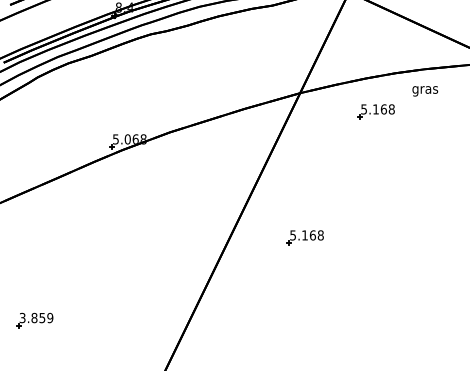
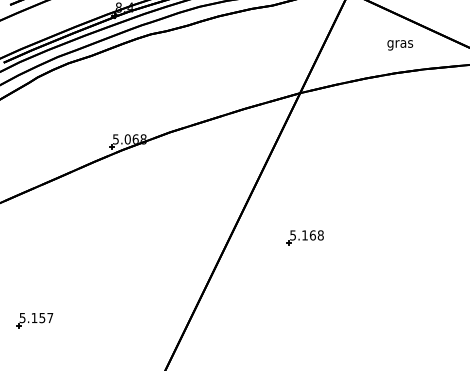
text position: (425, 91) -> (400, 45) (400, 45)
part: present -> none (375, 111)
text: 3.859 -> 5.157 (36, 317)
